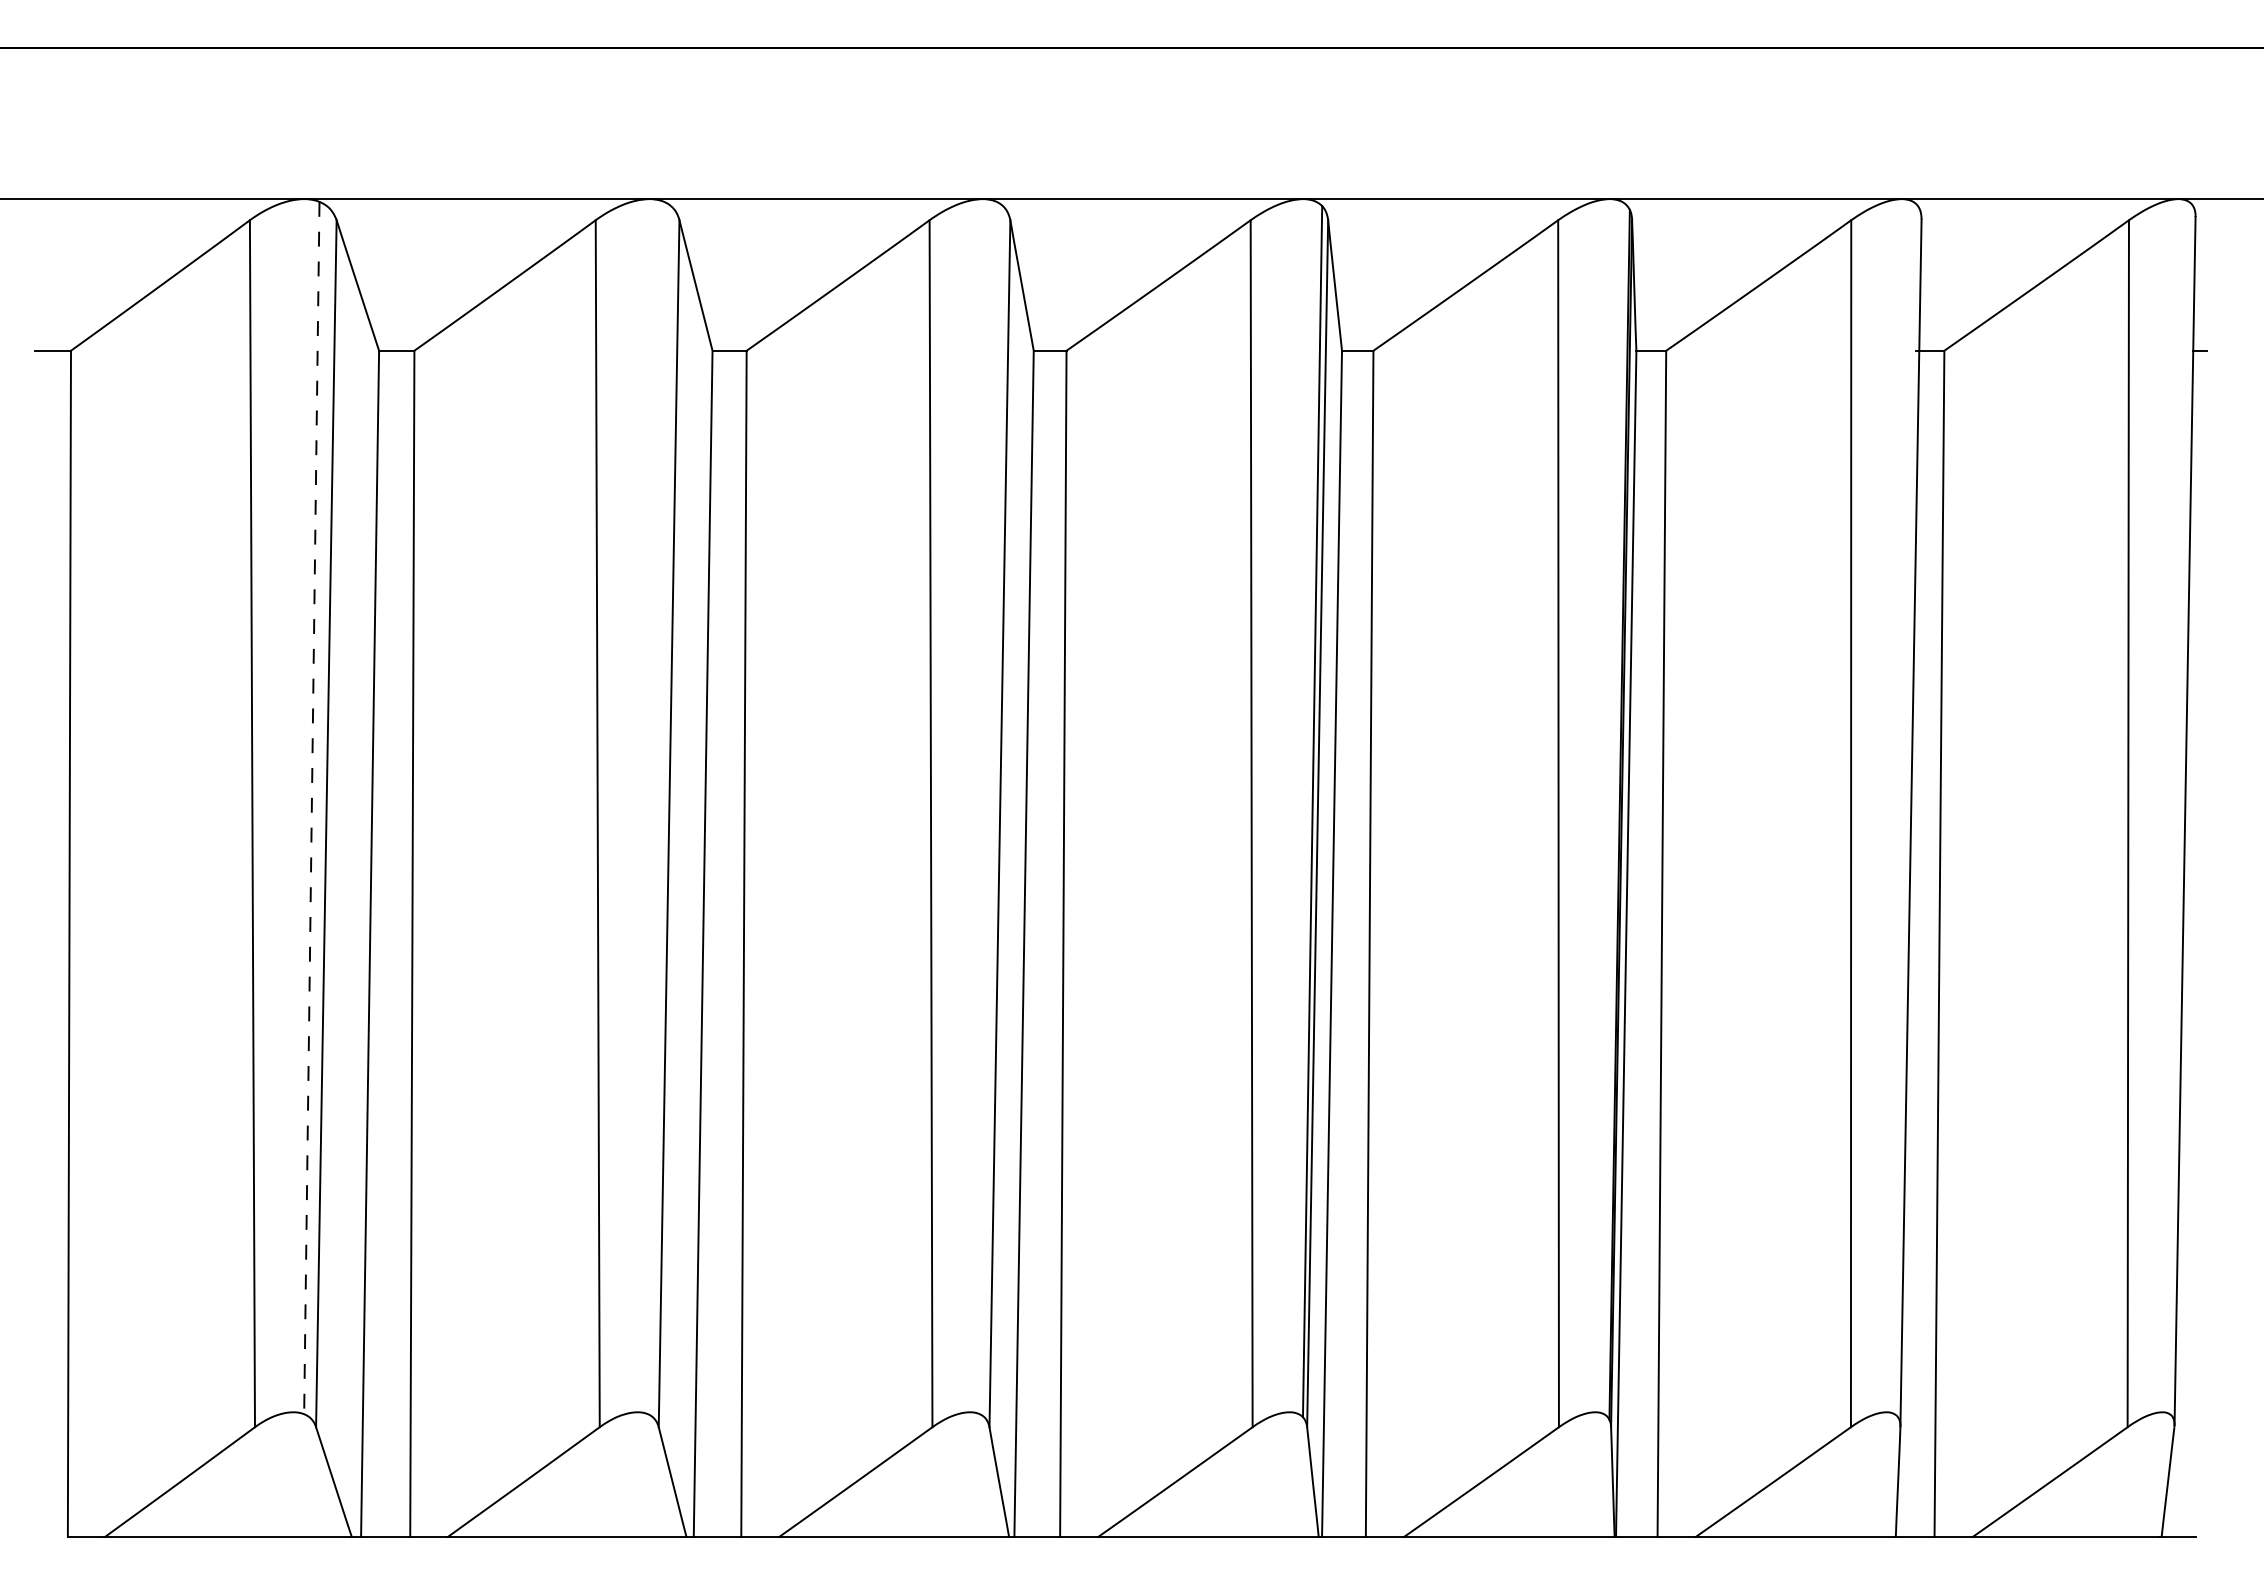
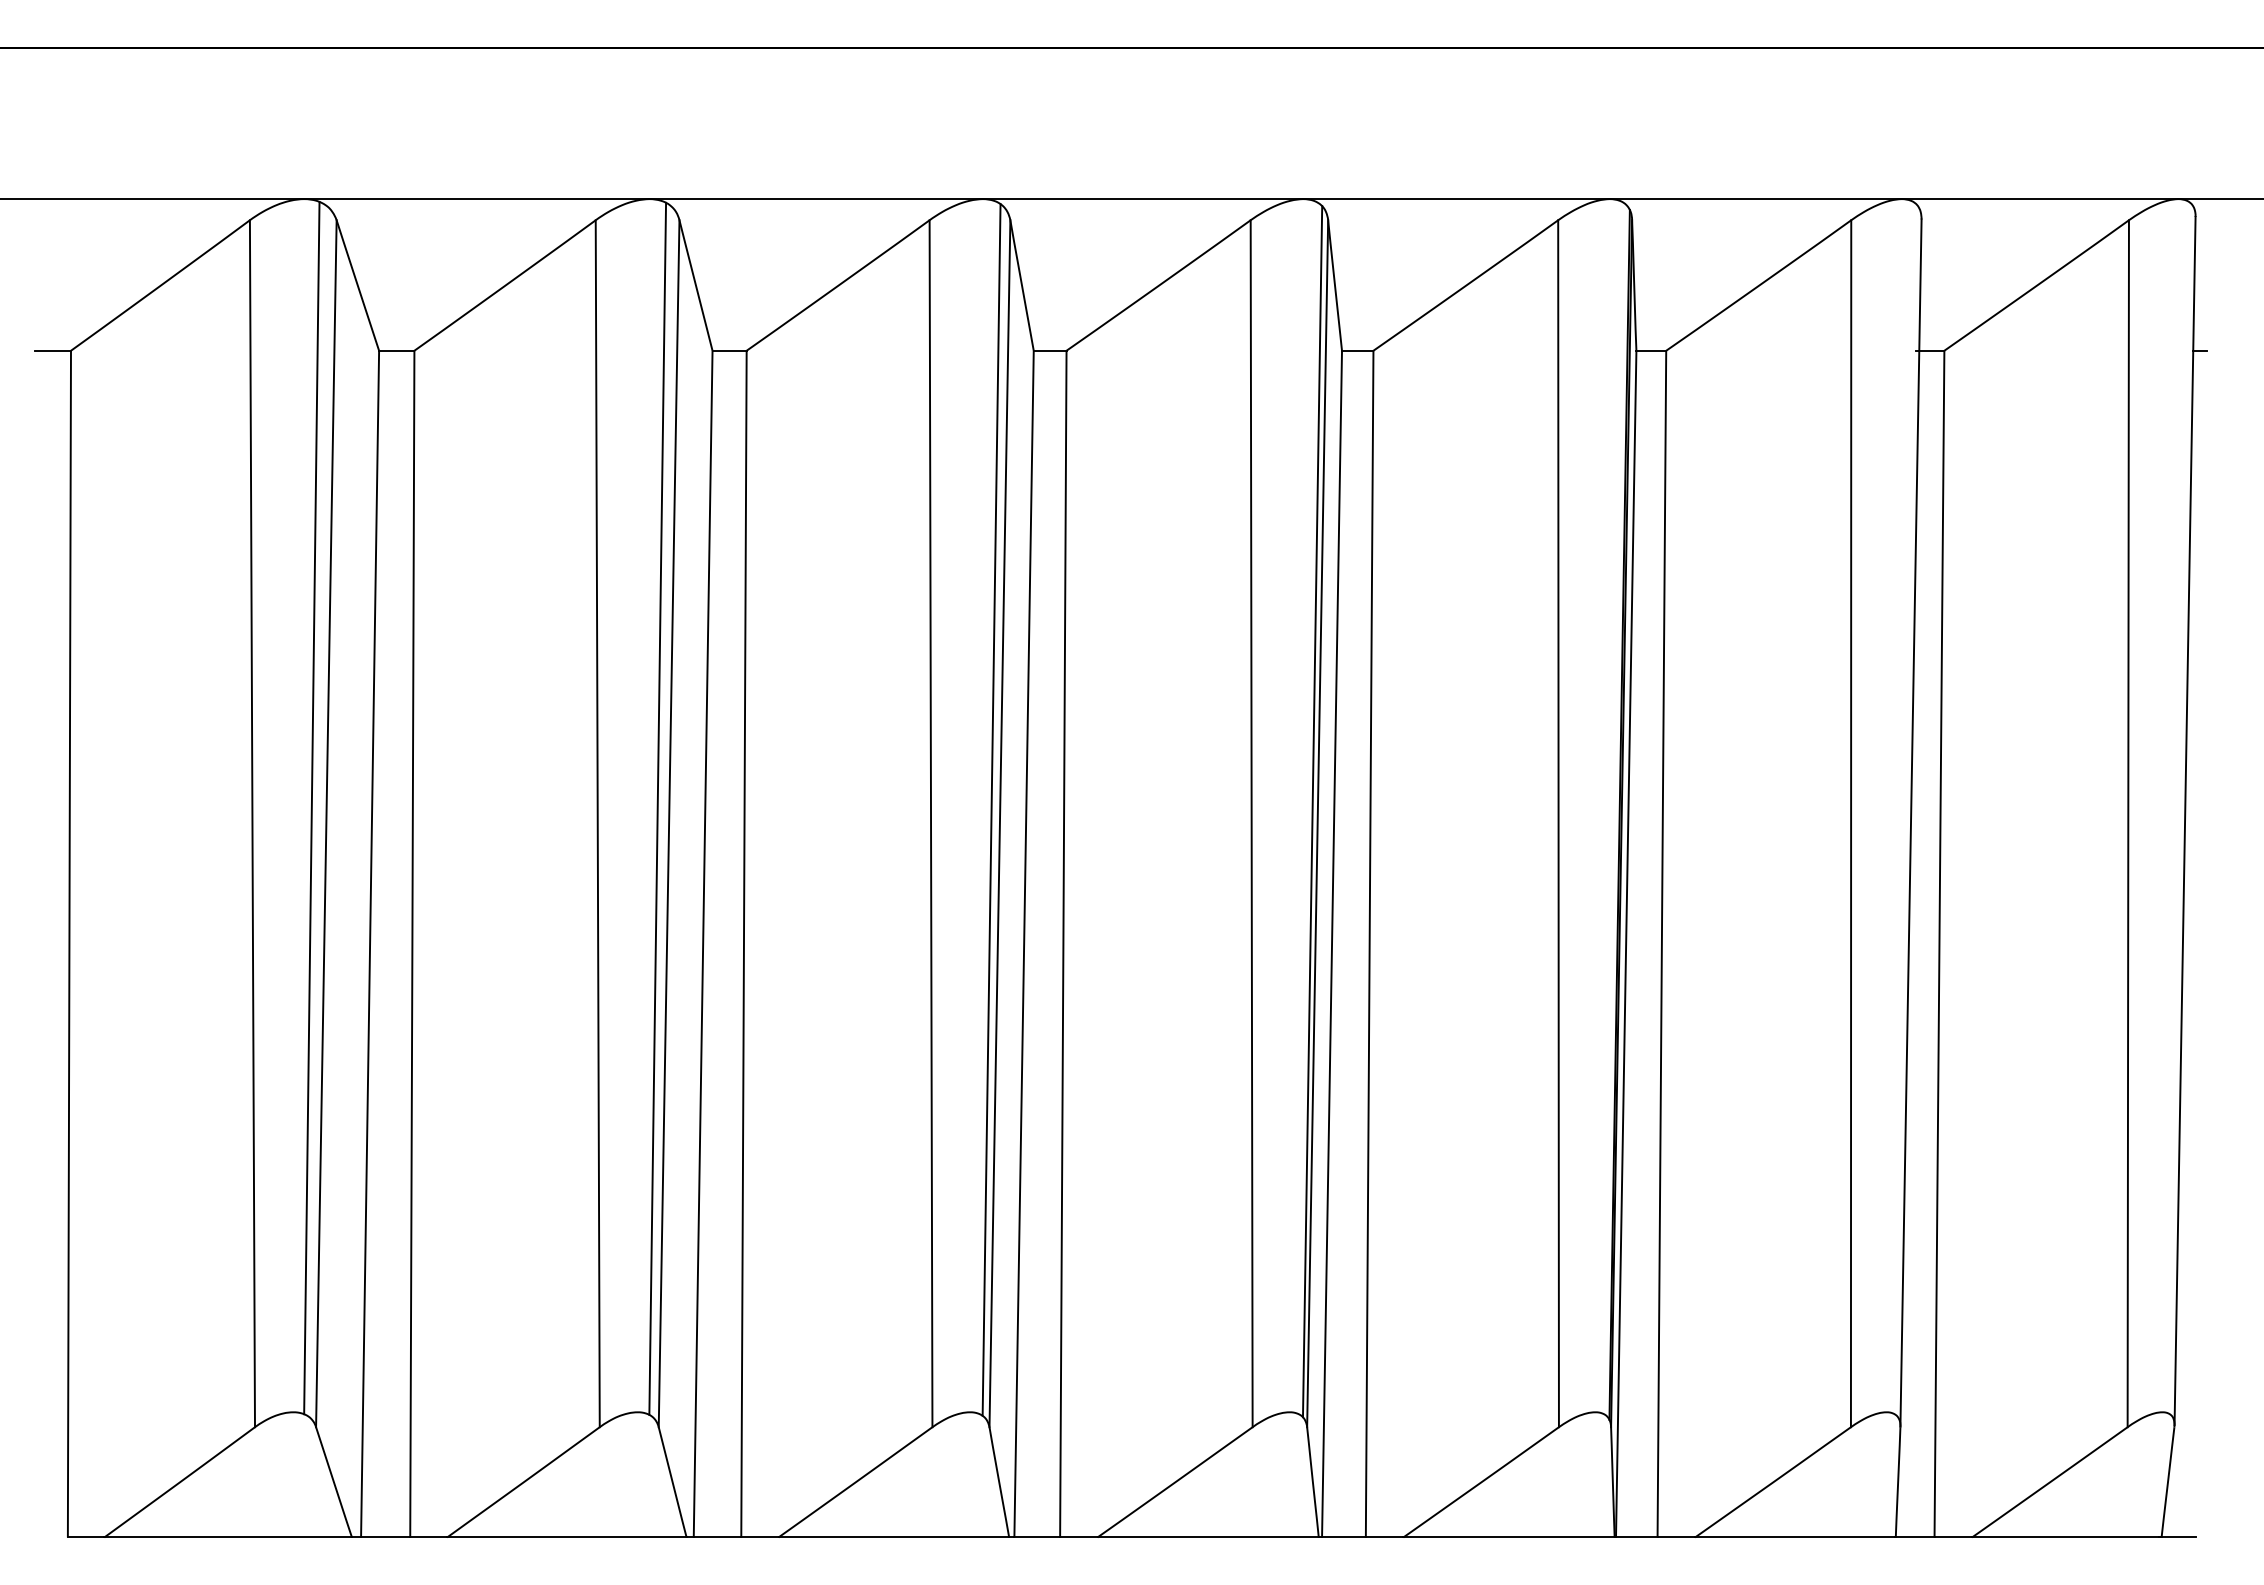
line: dashed -> solid (311, 808)
line: none -> present (657, 808)
line: none -> present (991, 809)
